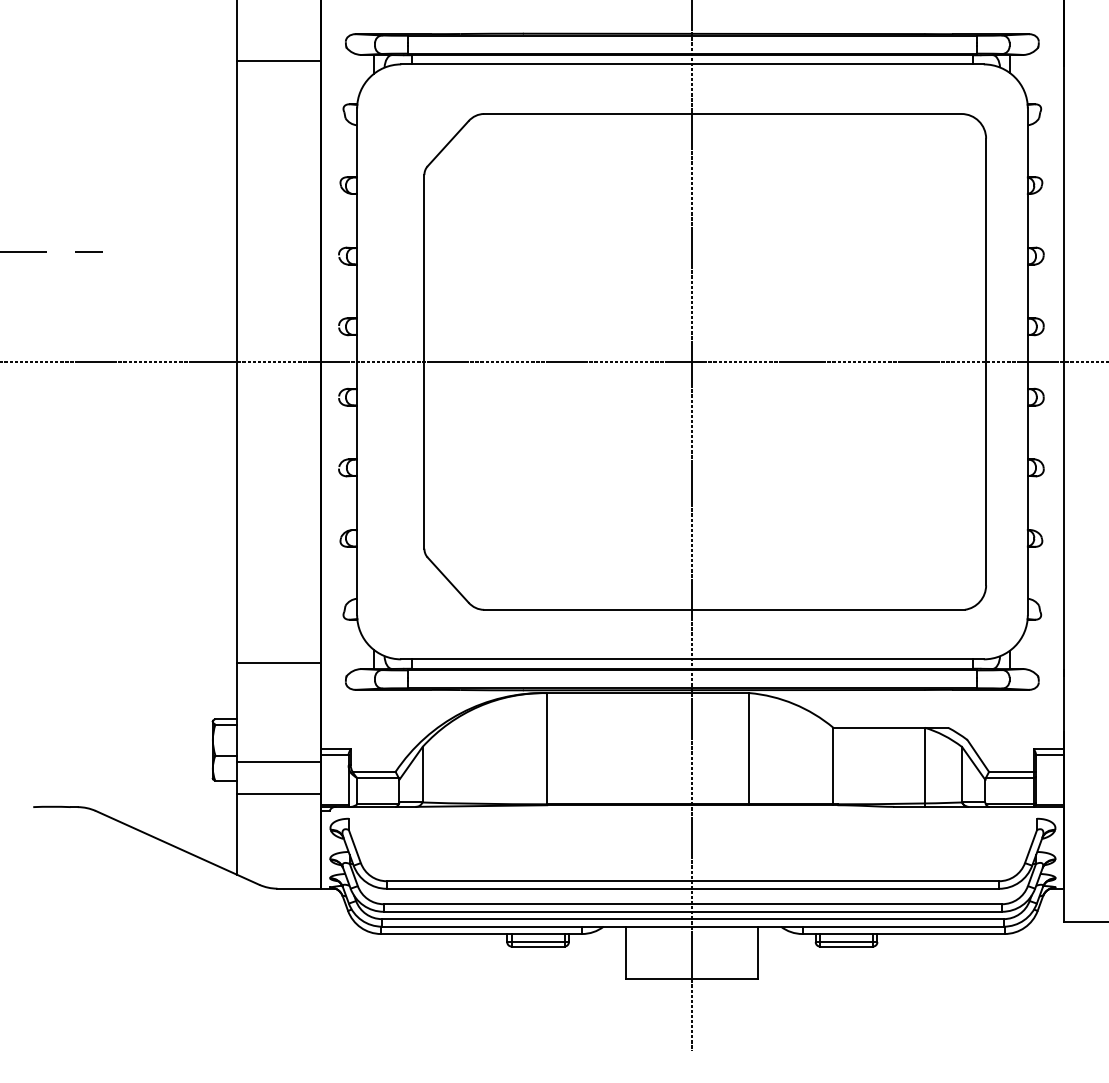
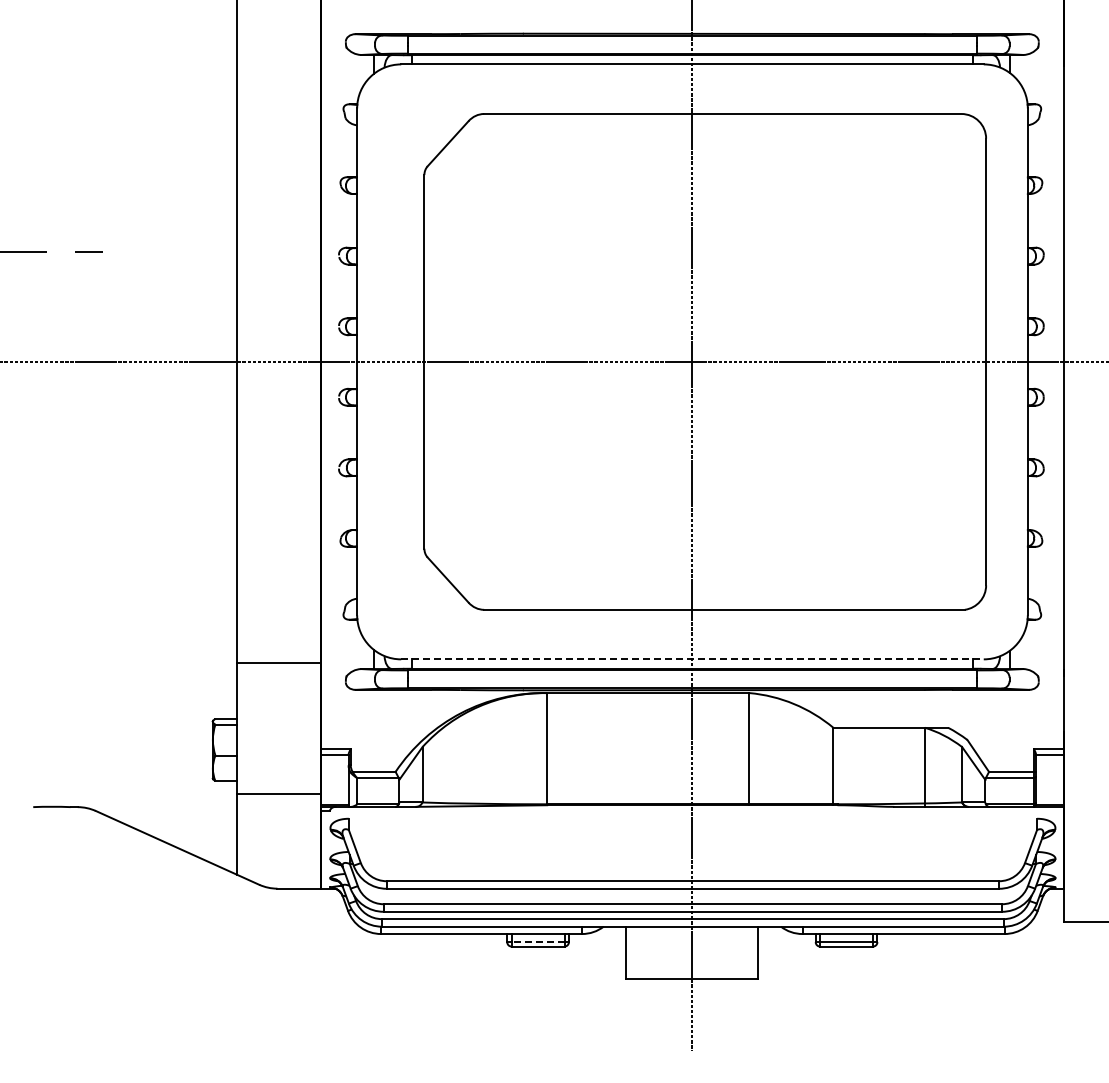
line: present -> none (278, 60)
line: solid -> dashed (693, 659)
line: present -> none (278, 761)
line: solid -> dashed (537, 942)
